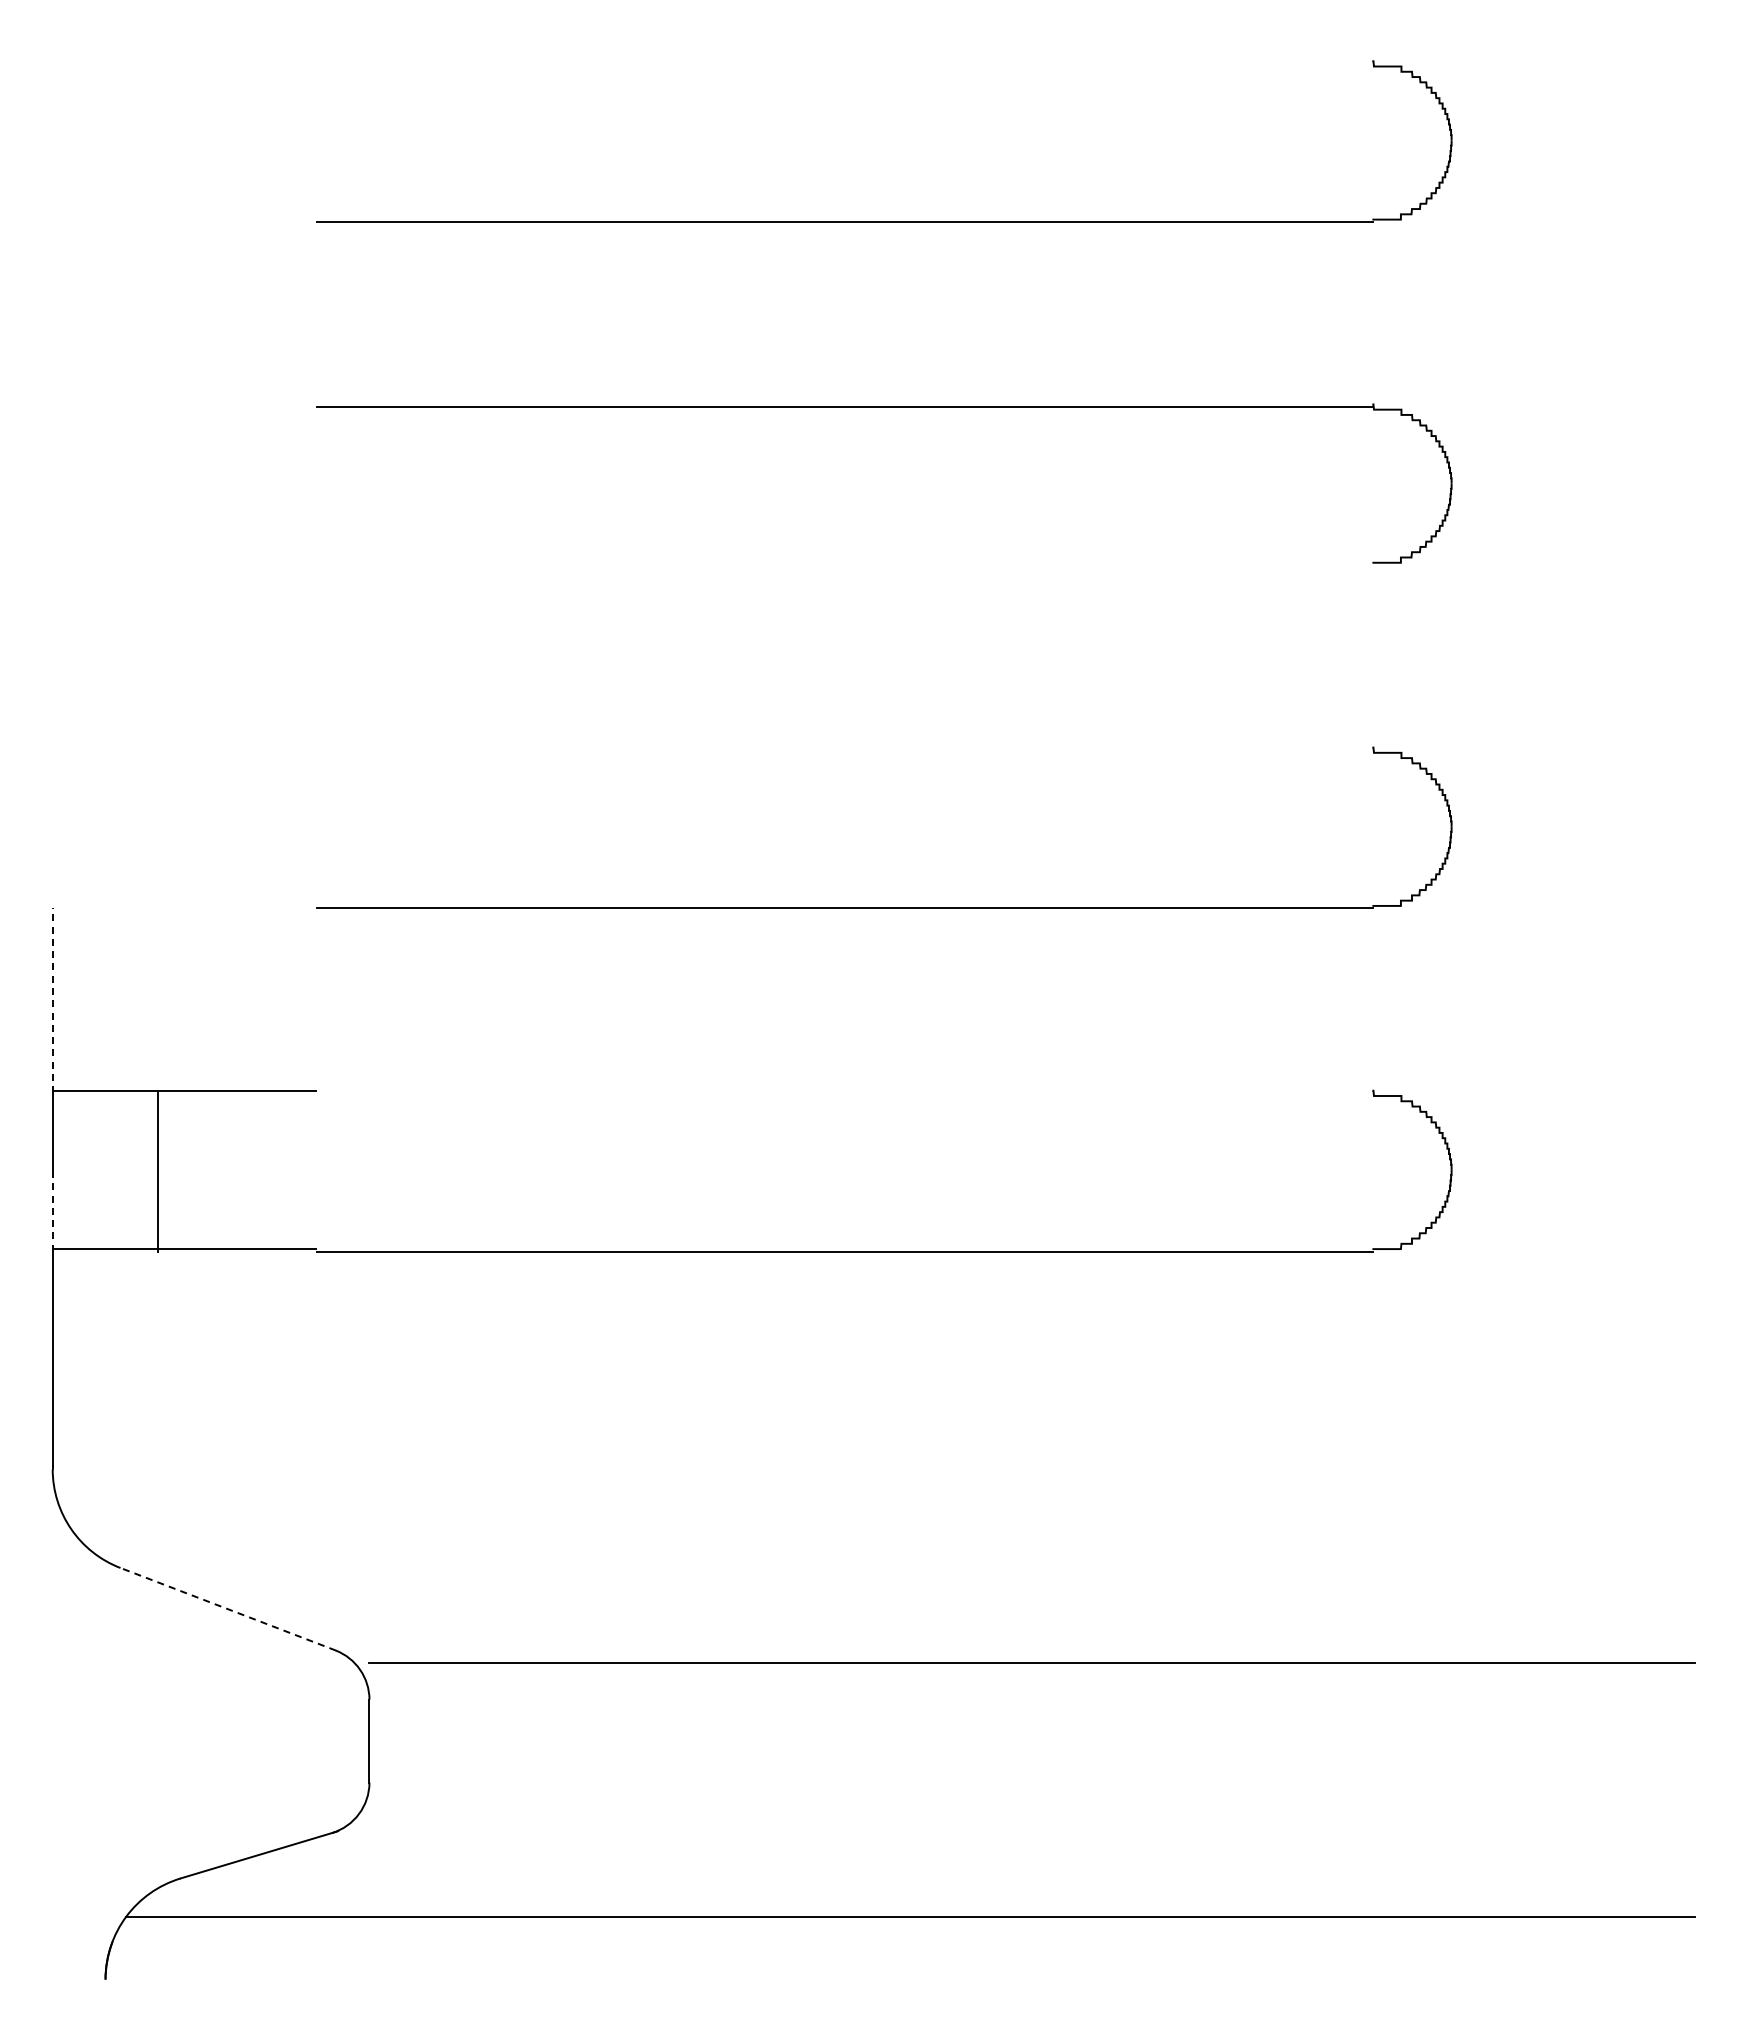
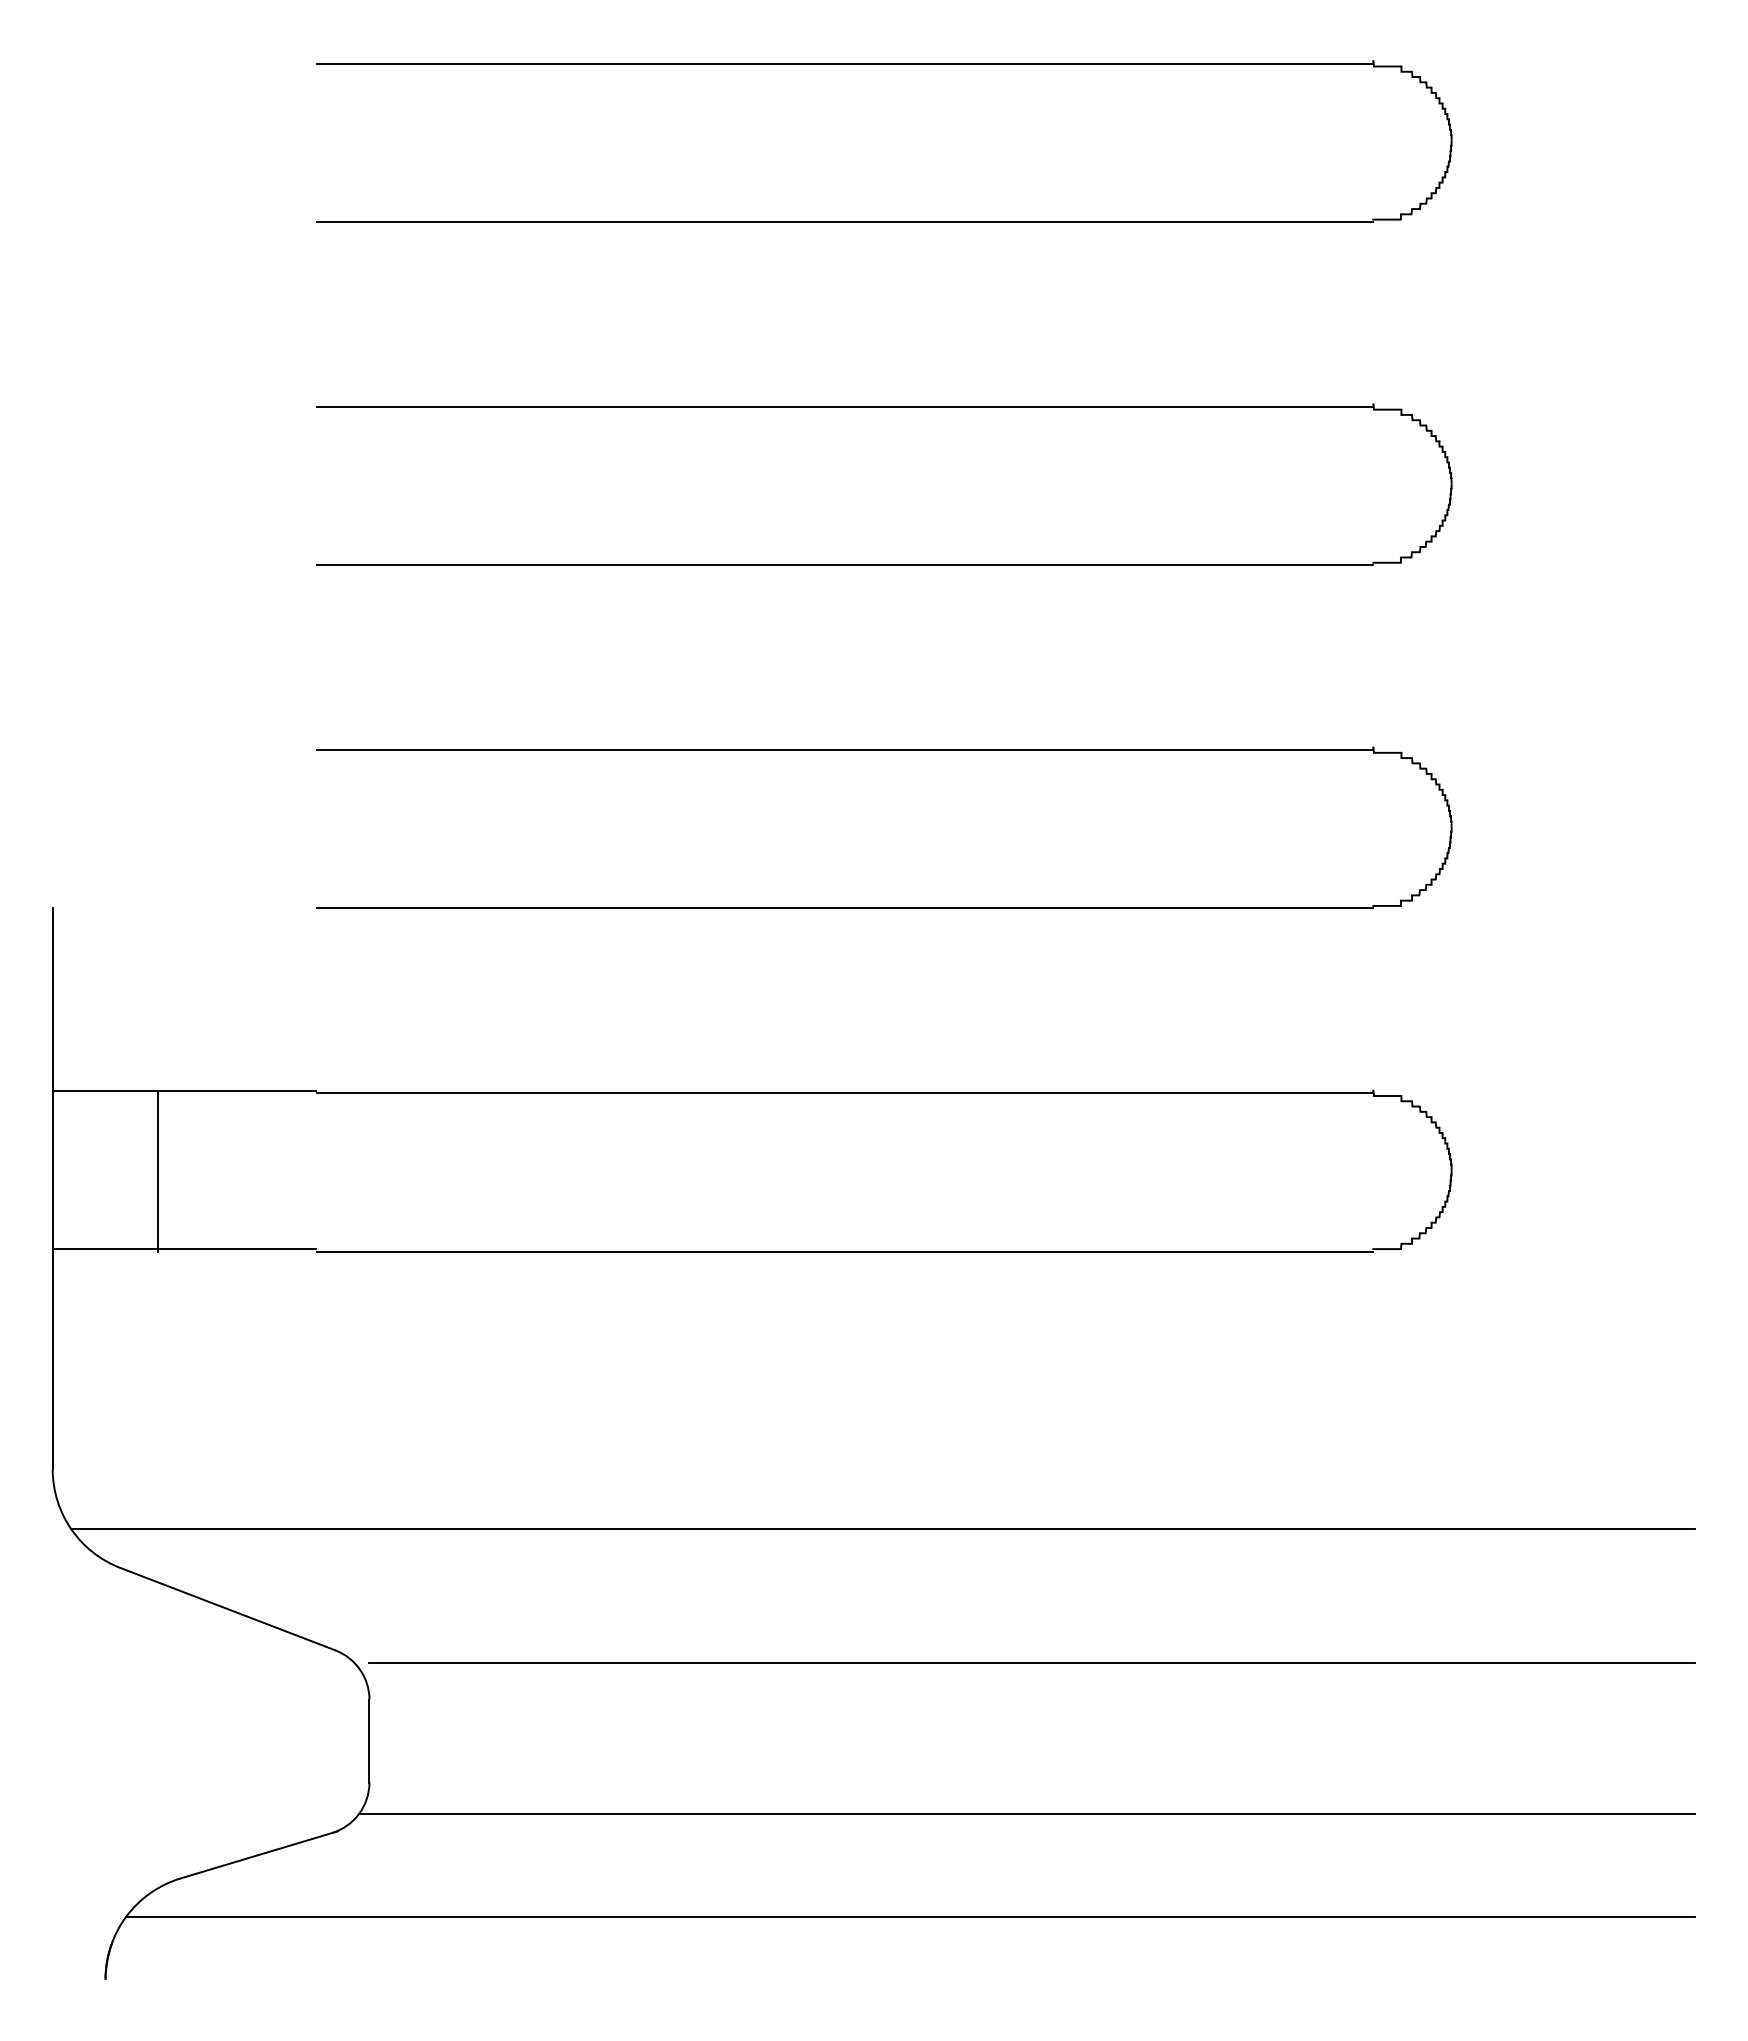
line: none -> present (844, 63)
line: none -> present (844, 565)
line: none -> present (844, 750)
line: dashed -> solid (52, 1000)
line: none -> present (844, 1093)
line: dashed -> solid (52, 1212)
line: none -> present (883, 1529)
line: dashed -> solid (227, 1609)
line: none -> present (1027, 1814)
